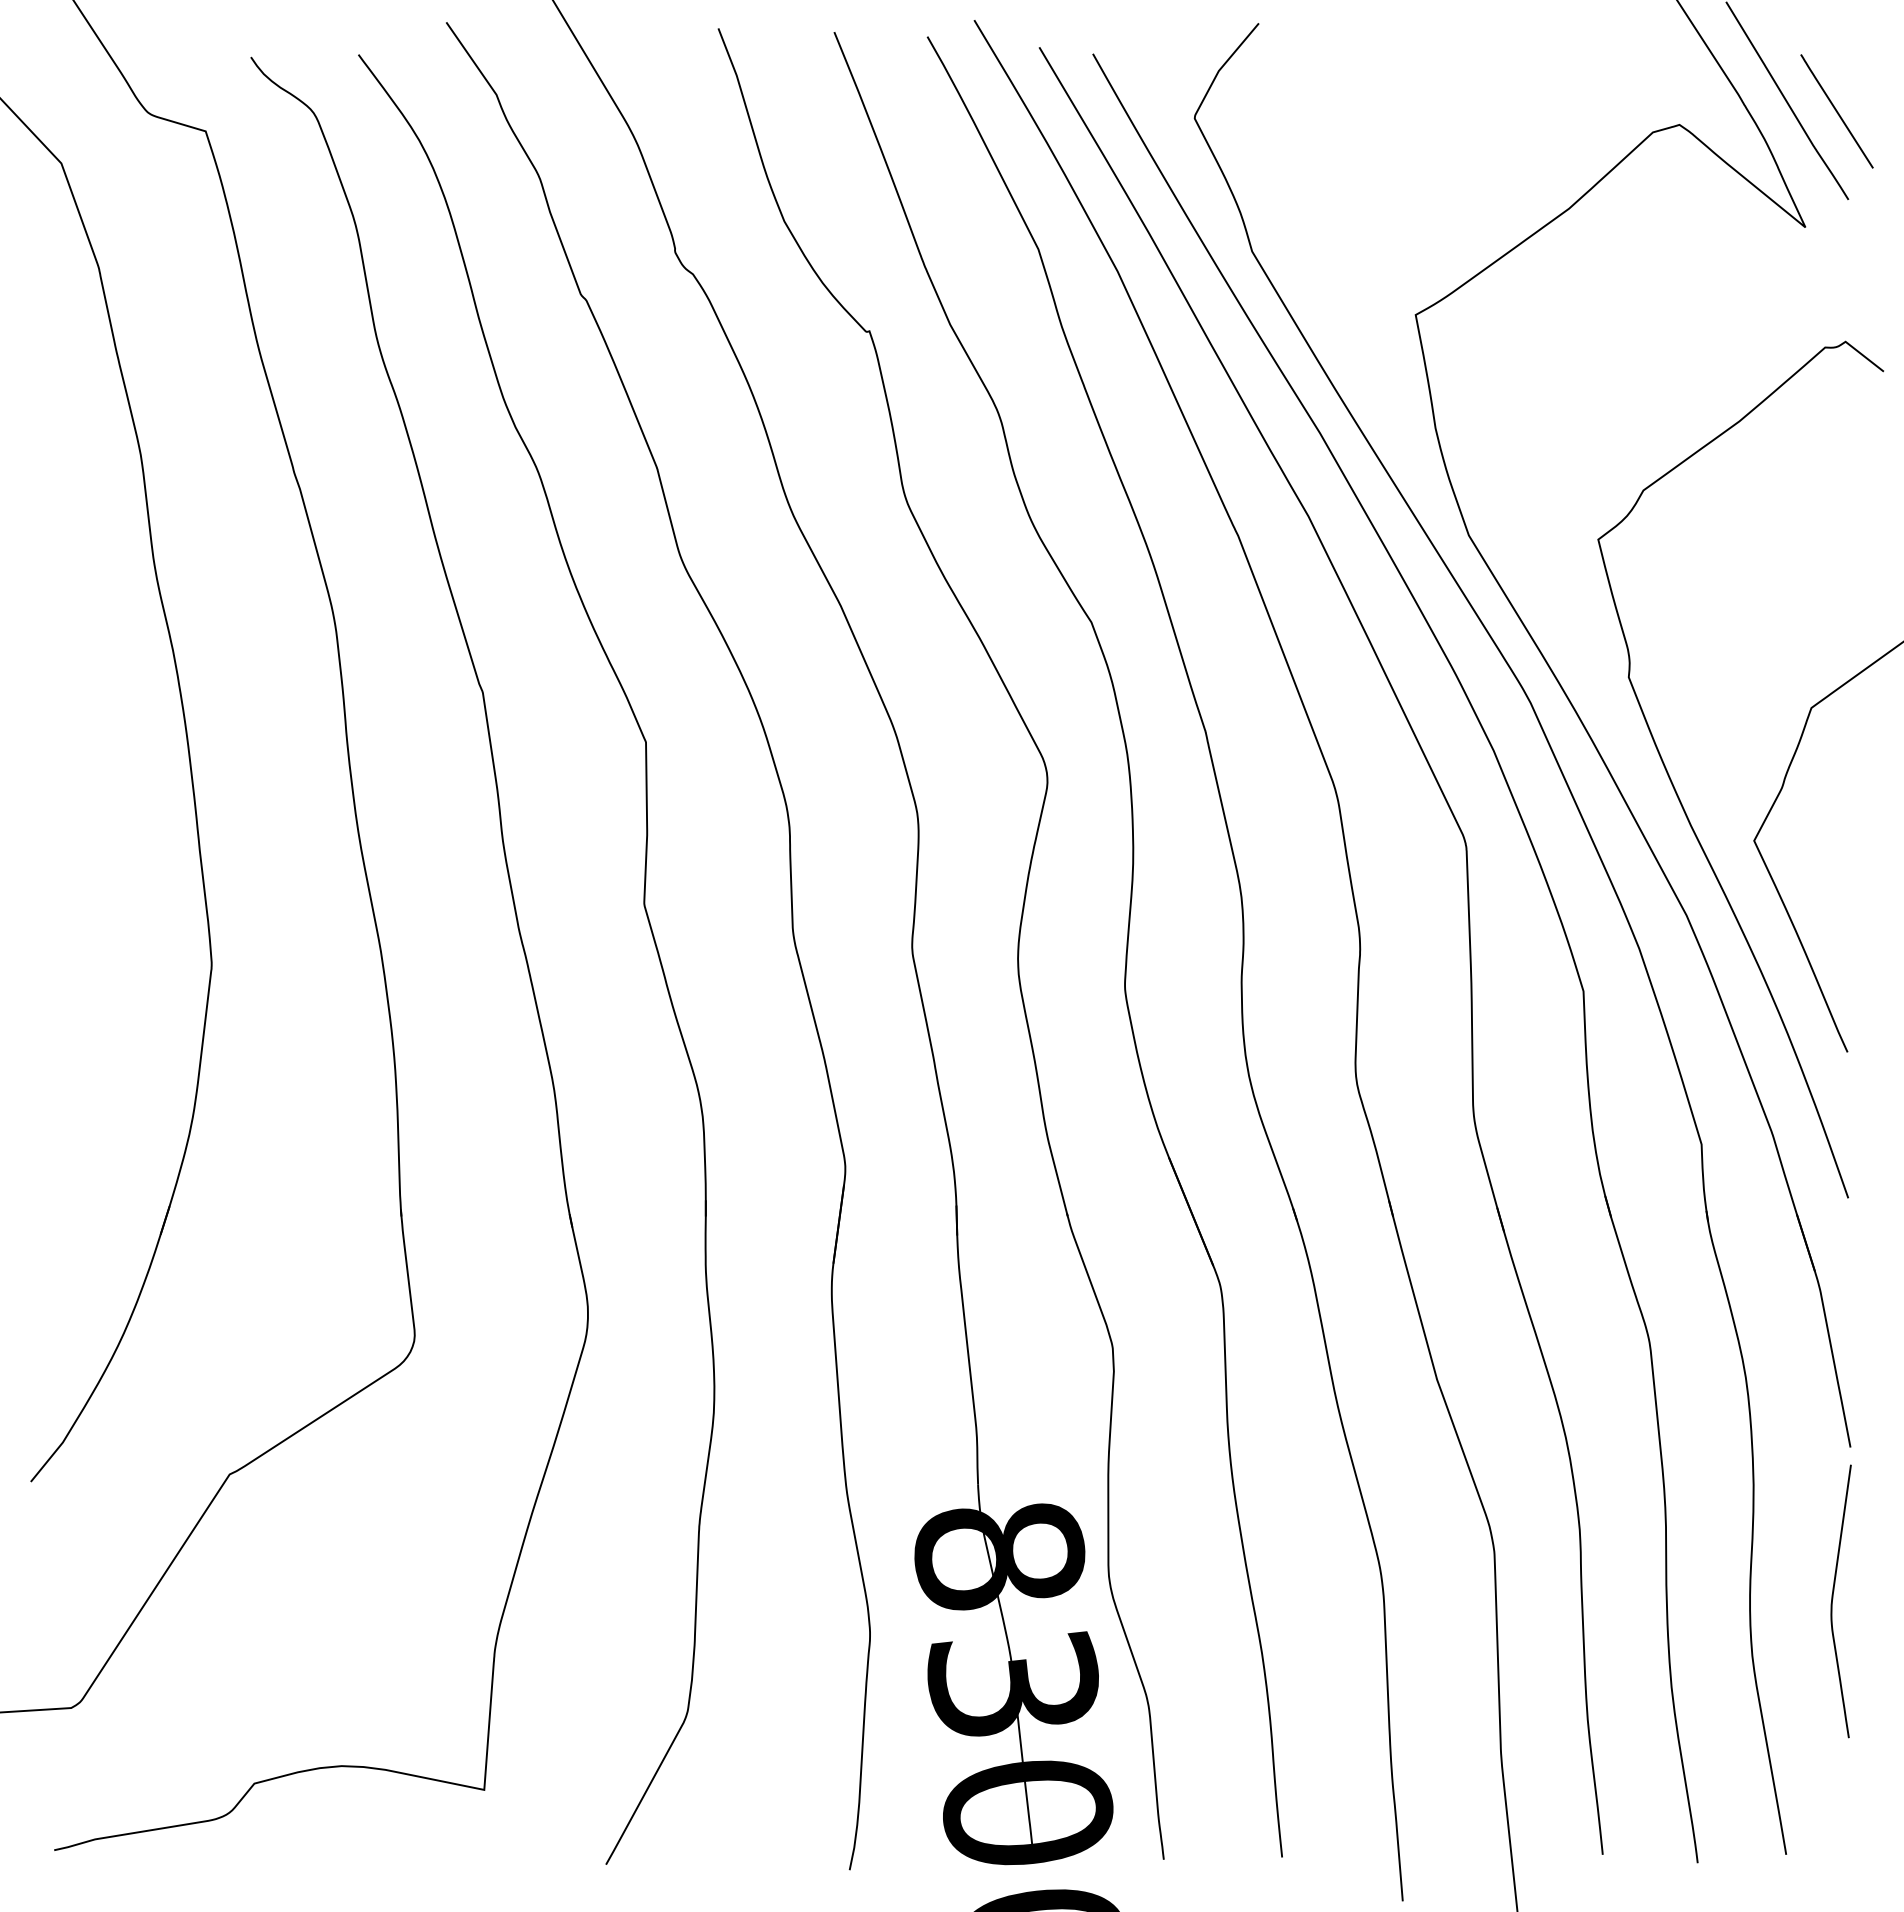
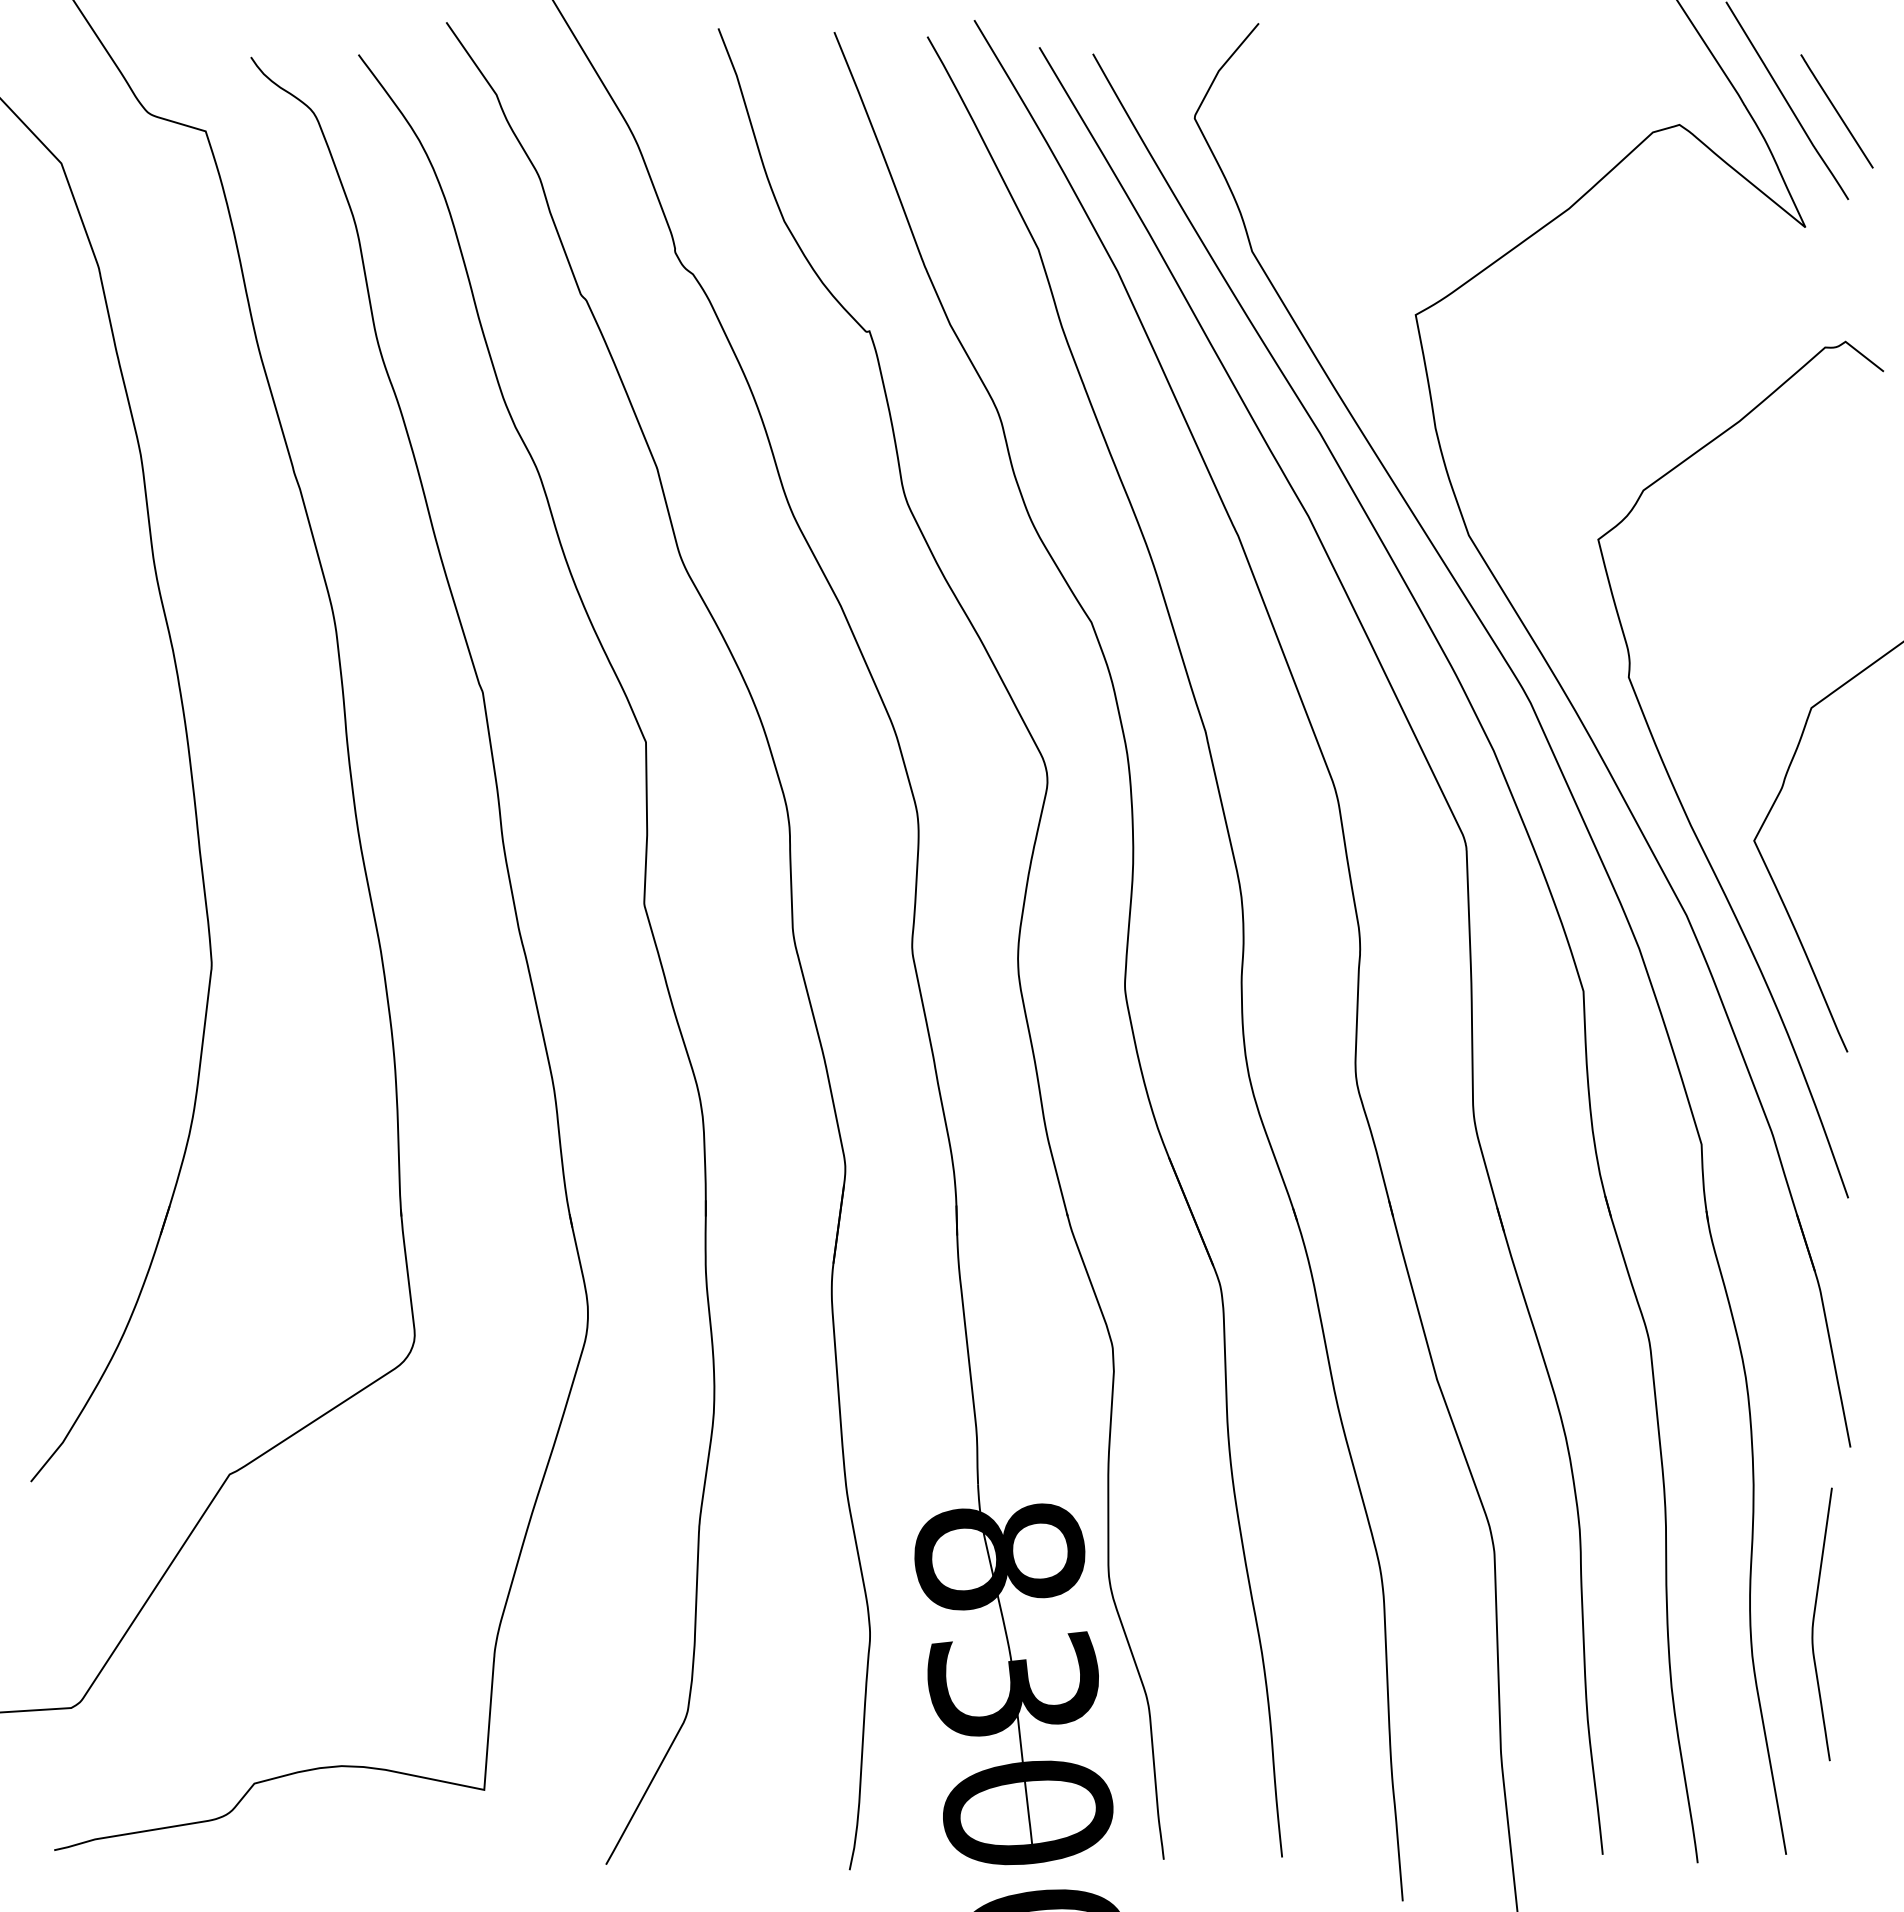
curve position: (1833, 1599) -> (1814, 1622) (1814, 1622)
